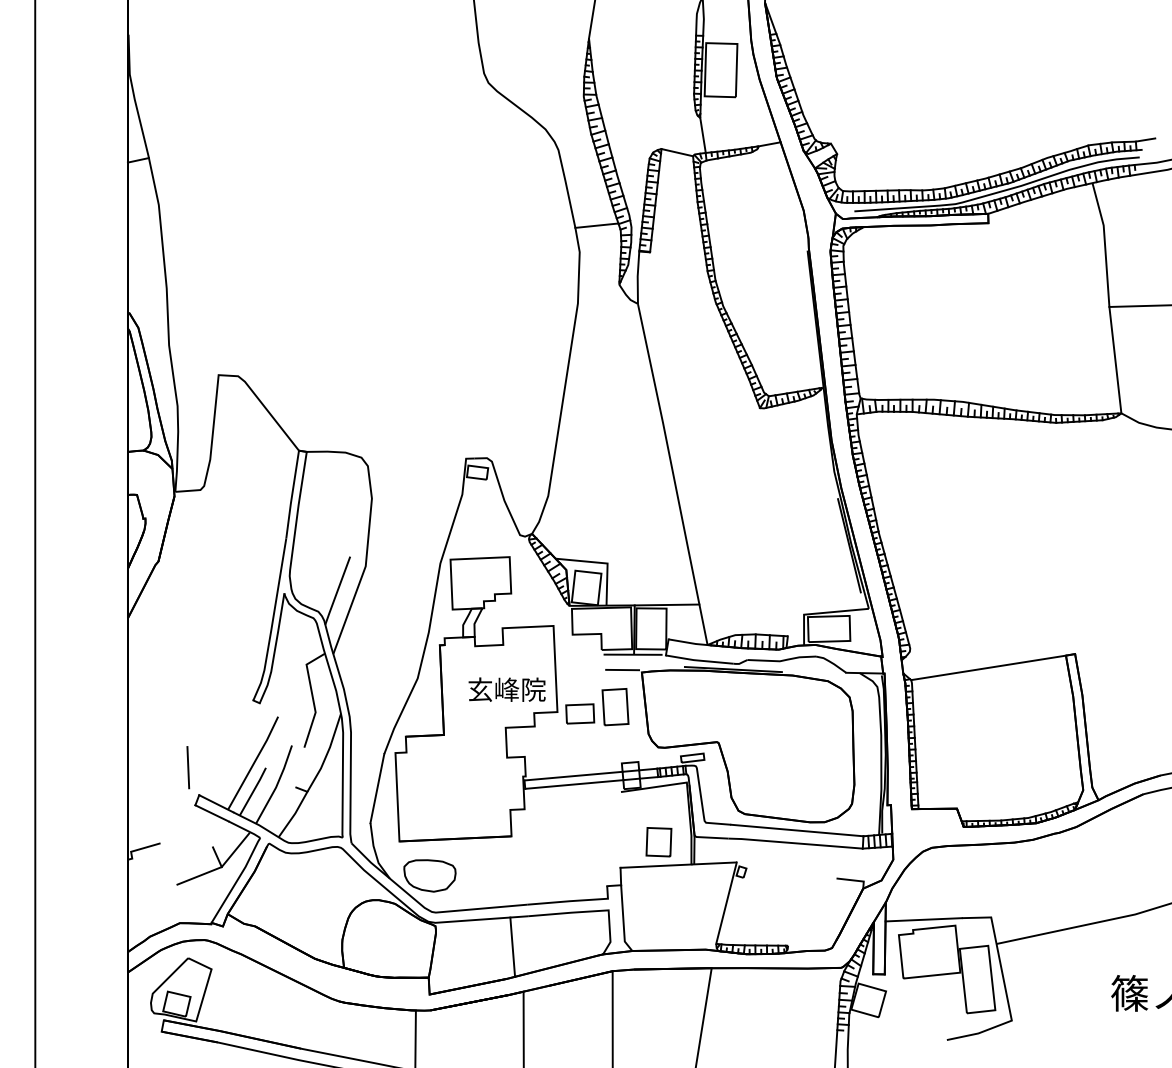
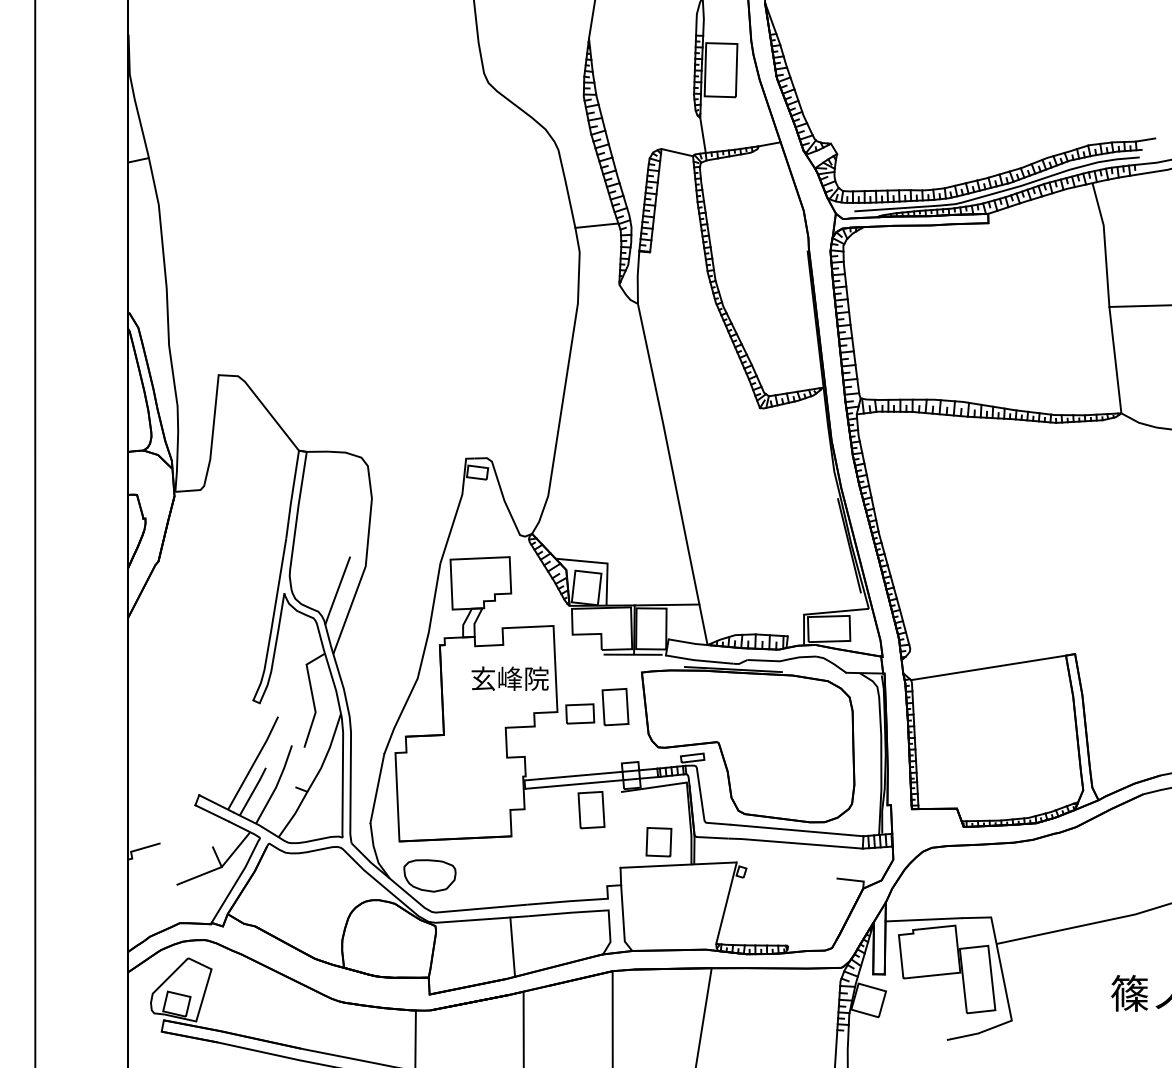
line: present -> none (622, 669)
text position: (506, 689) -> (509, 678) (509, 678)
line: present -> none (188, 767)
part: none -> present (591, 810)
